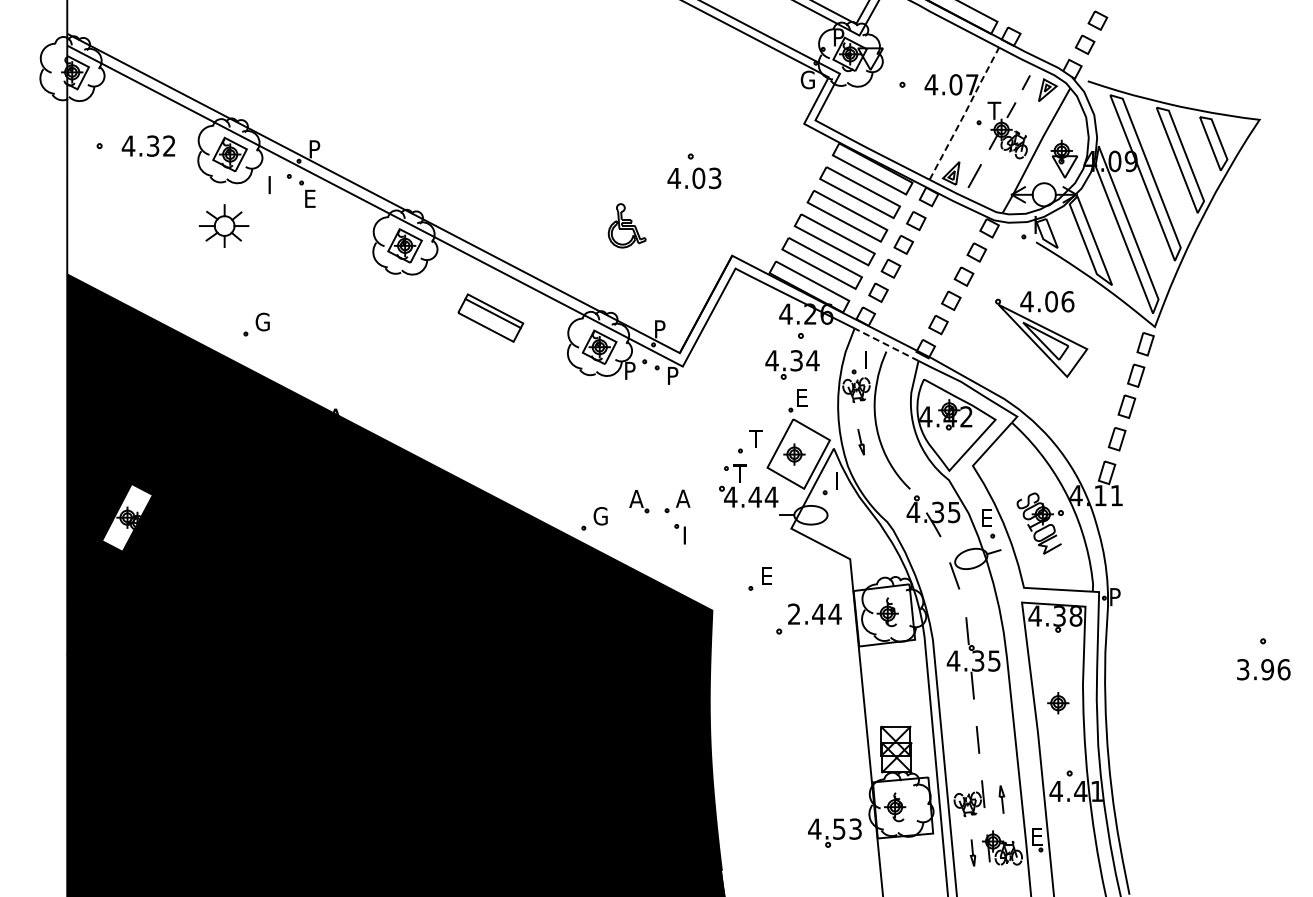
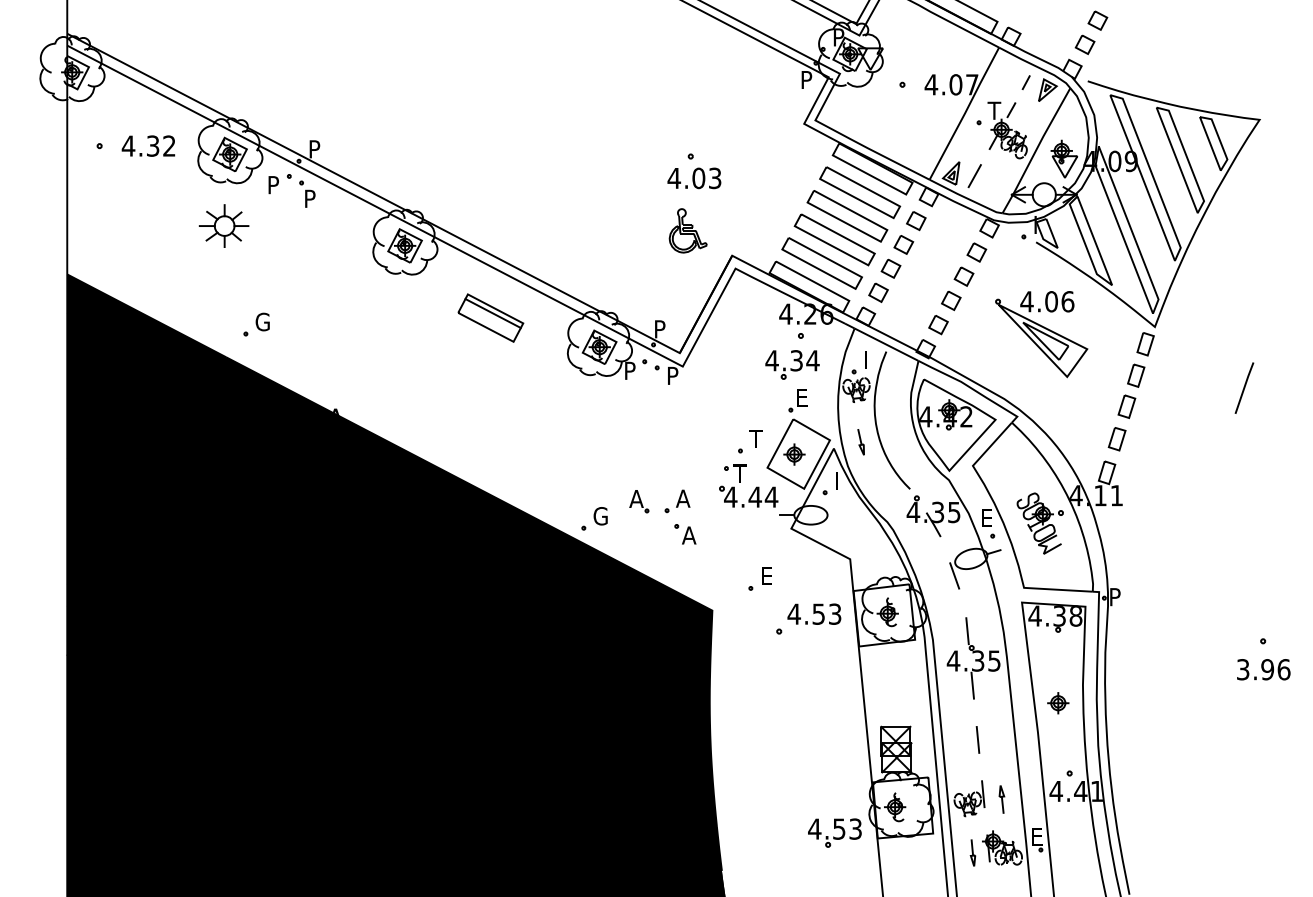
text: G -> P (807, 79)
line: dashed -> solid (965, 113)
text: I -> P (274, 181)
text: E -> P (311, 198)
part position: (626, 225) -> (687, 230) (687, 230)
line: dashed -> solid (886, 344)
line: none -> present (1244, 387)
fill: none -> present (127, 517)
text: I -> A (689, 535)
text: 2.44 -> 4.53 (814, 613)
